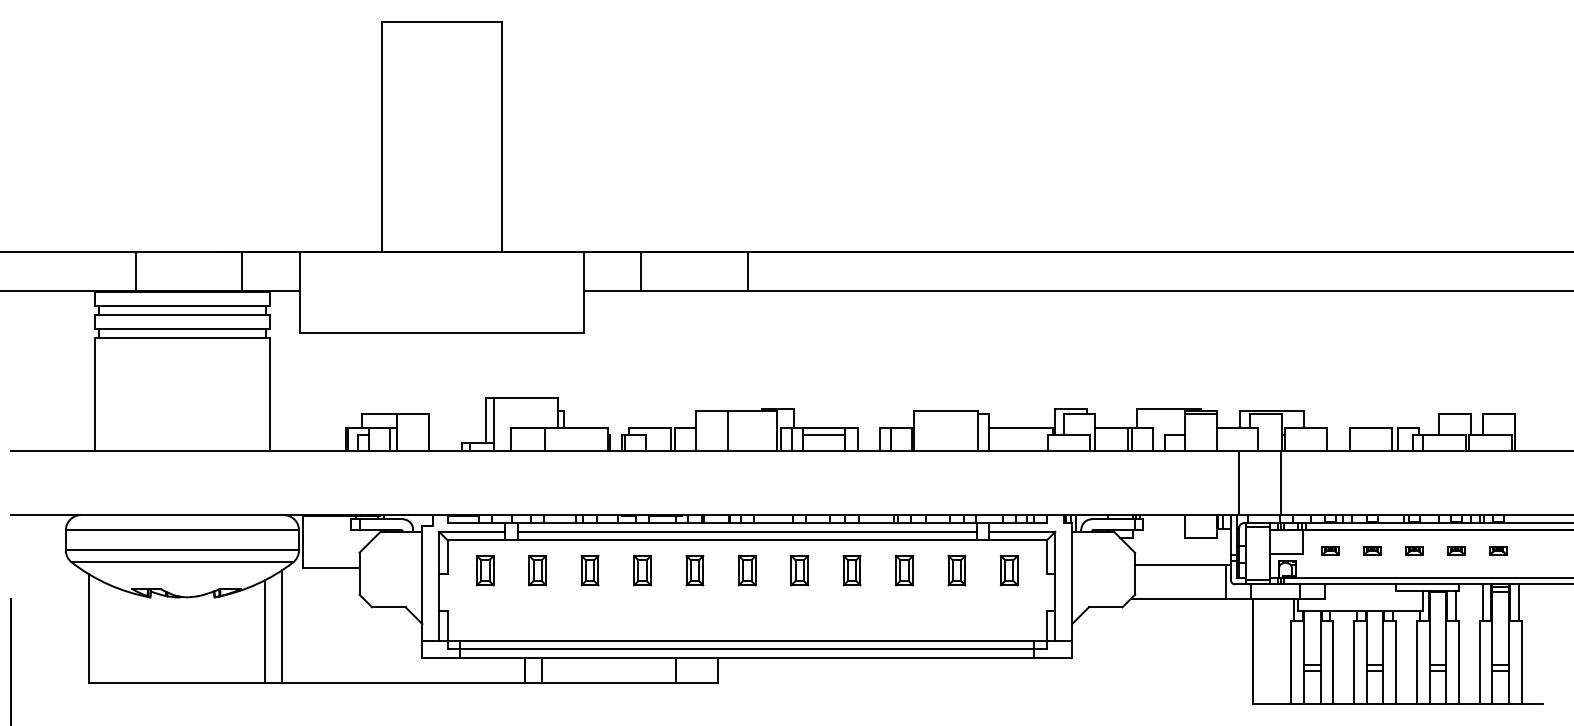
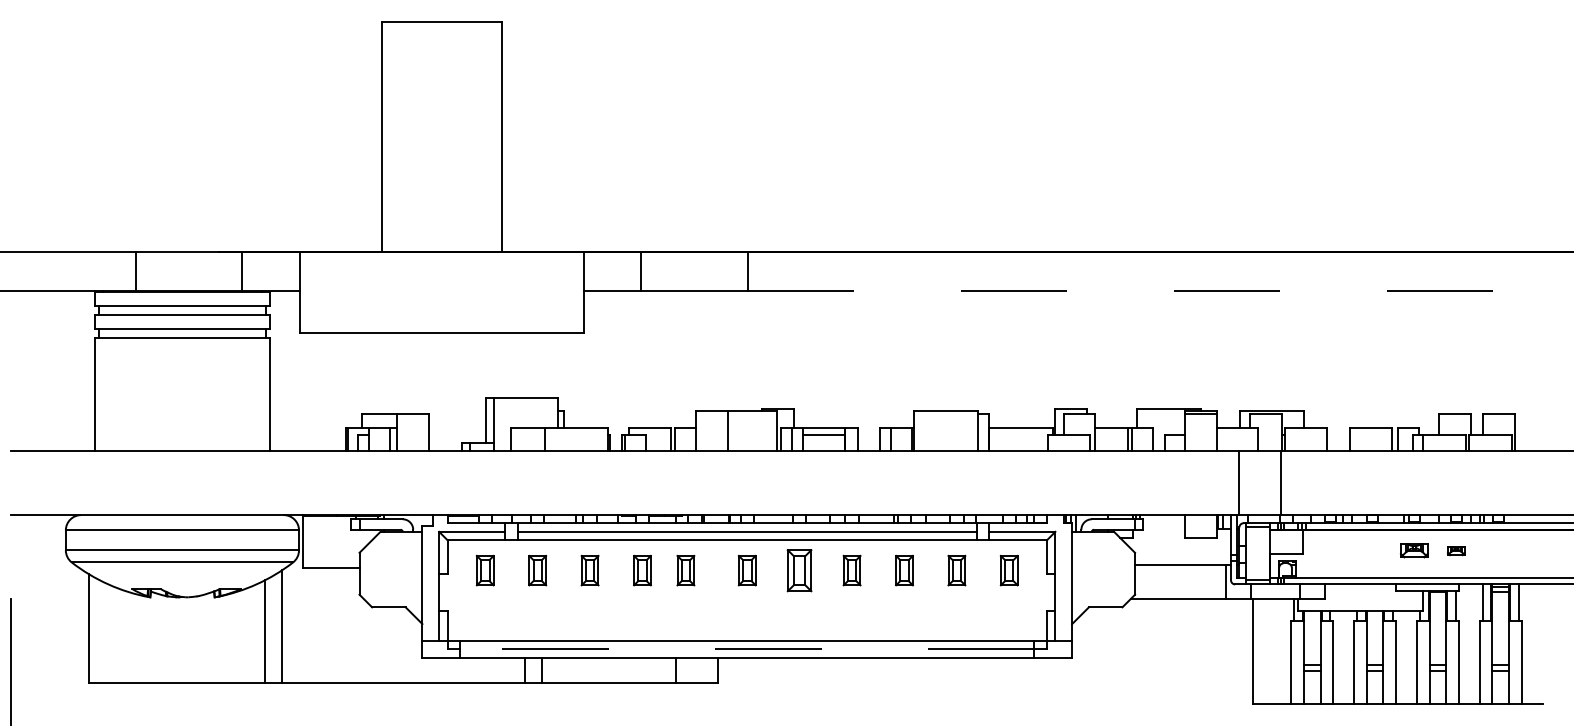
line: solid -> dashed (1160, 290)
part: present -> none (1330, 551)
part: present -> none (1372, 551)
part size: 19x11 px -> 29x16 px (1414, 550)
part: present -> none (1497, 551)
part position: (694, 570) -> (685, 570) (685, 570)
part size: 20x33 px -> 27x44 px (799, 570)
line: solid -> dashed (746, 649)
